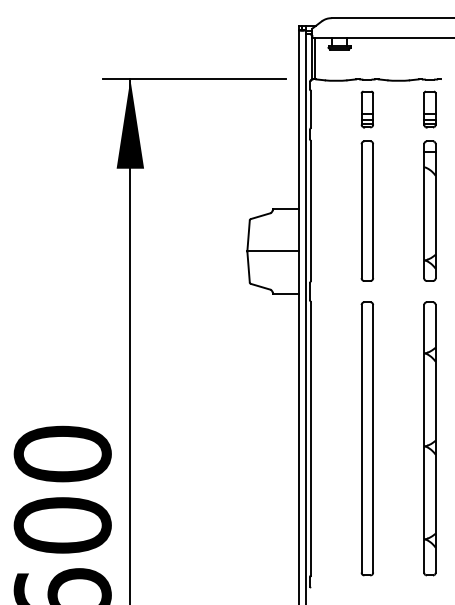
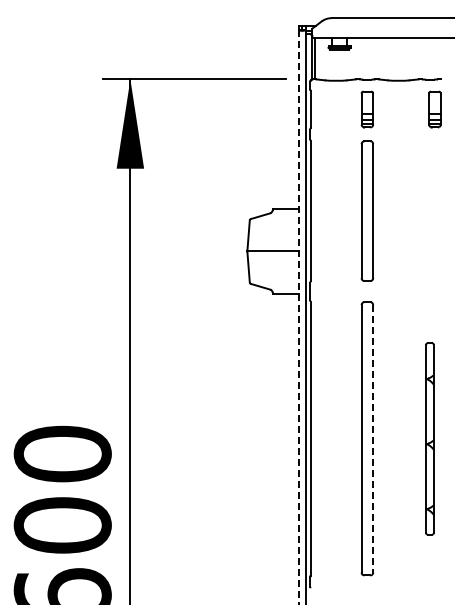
part position: (429, 109) -> (434, 109) (434, 109)
part: present -> none (429, 210)
line: solid -> dashed (298, 317)
line: solid -> dashed (373, 438)
part size: 14x276 px -> 10x194 px (429, 438)
